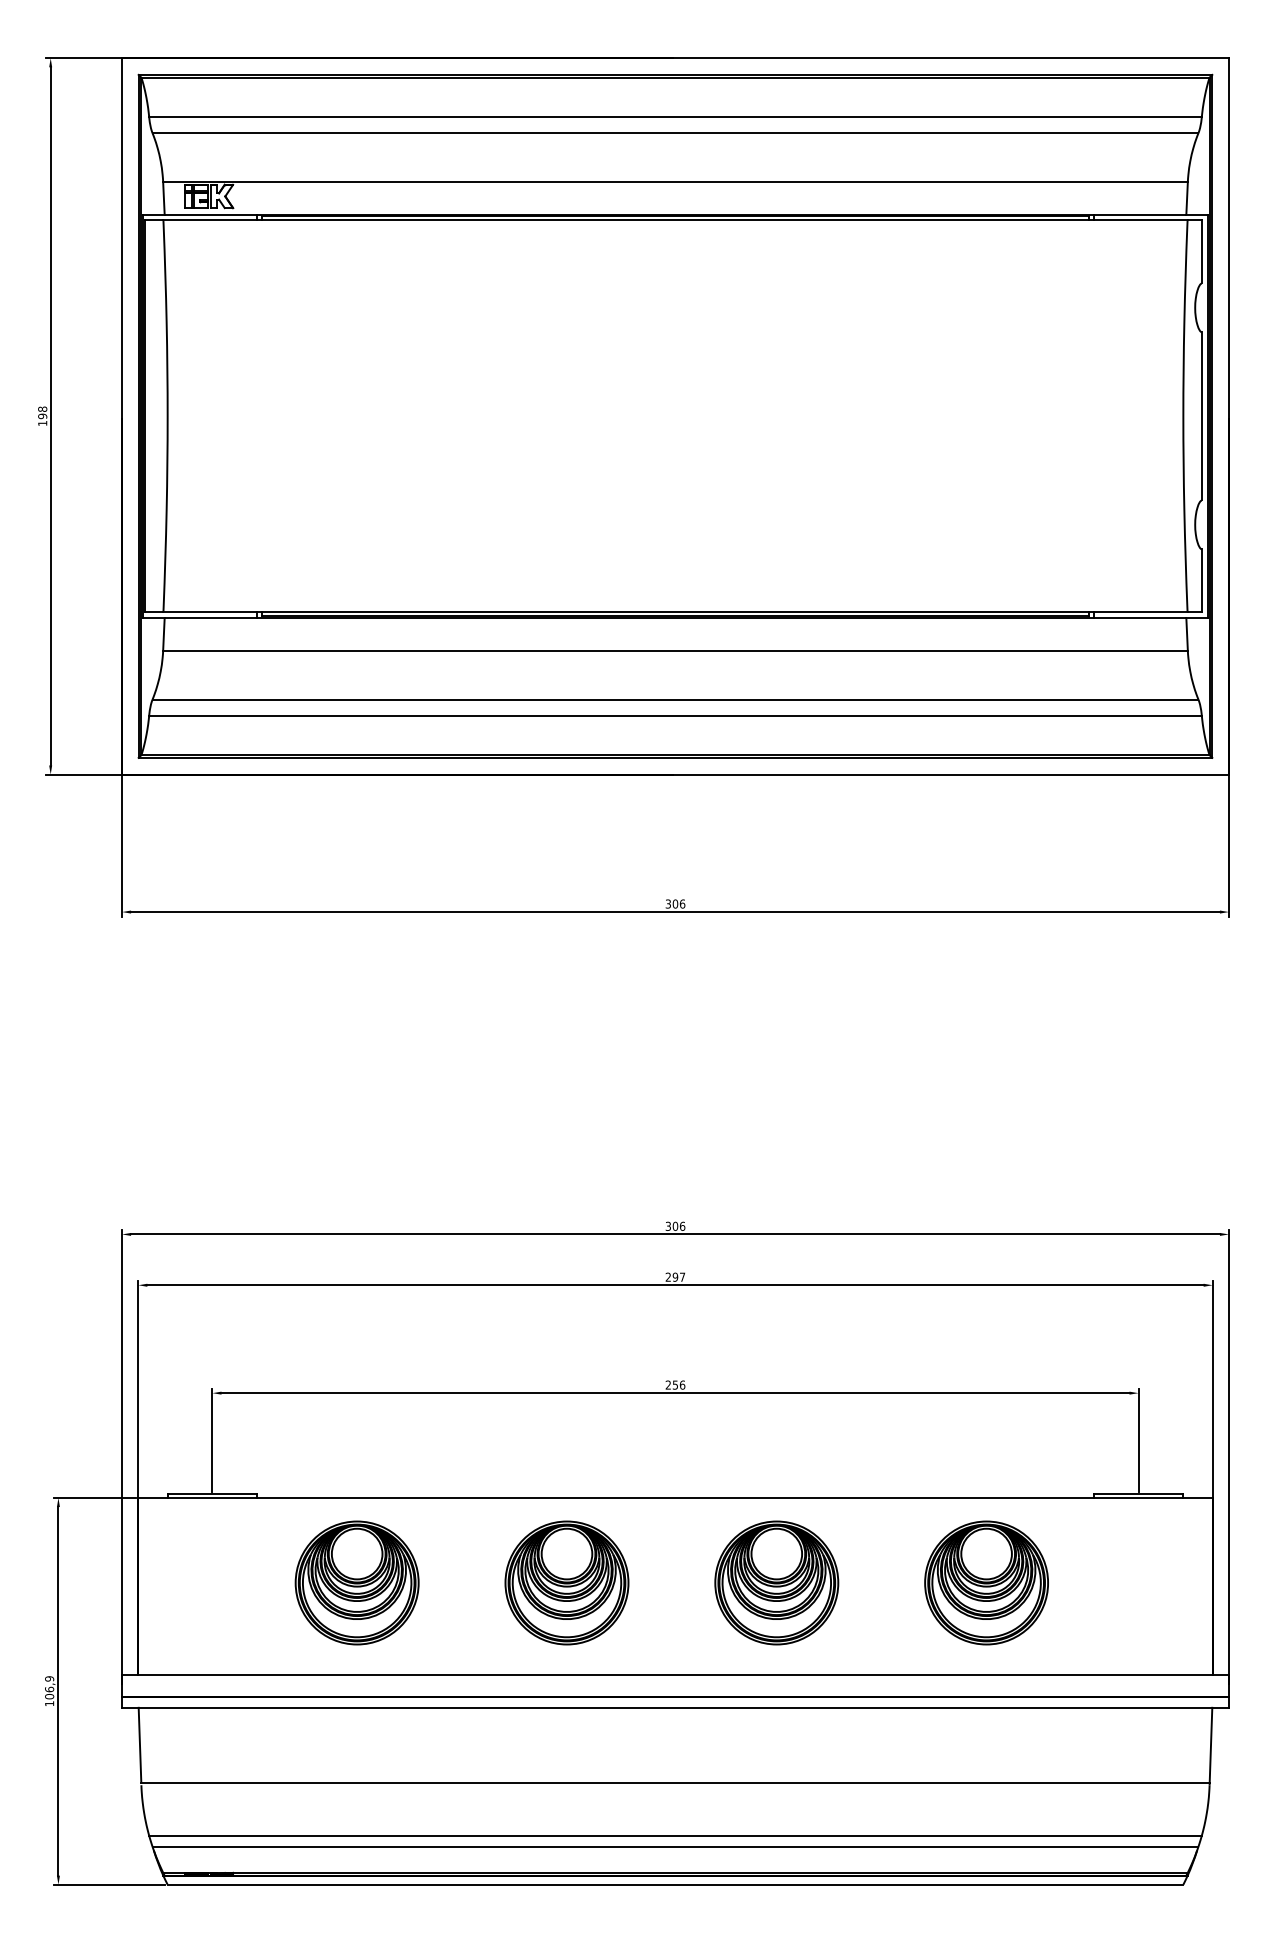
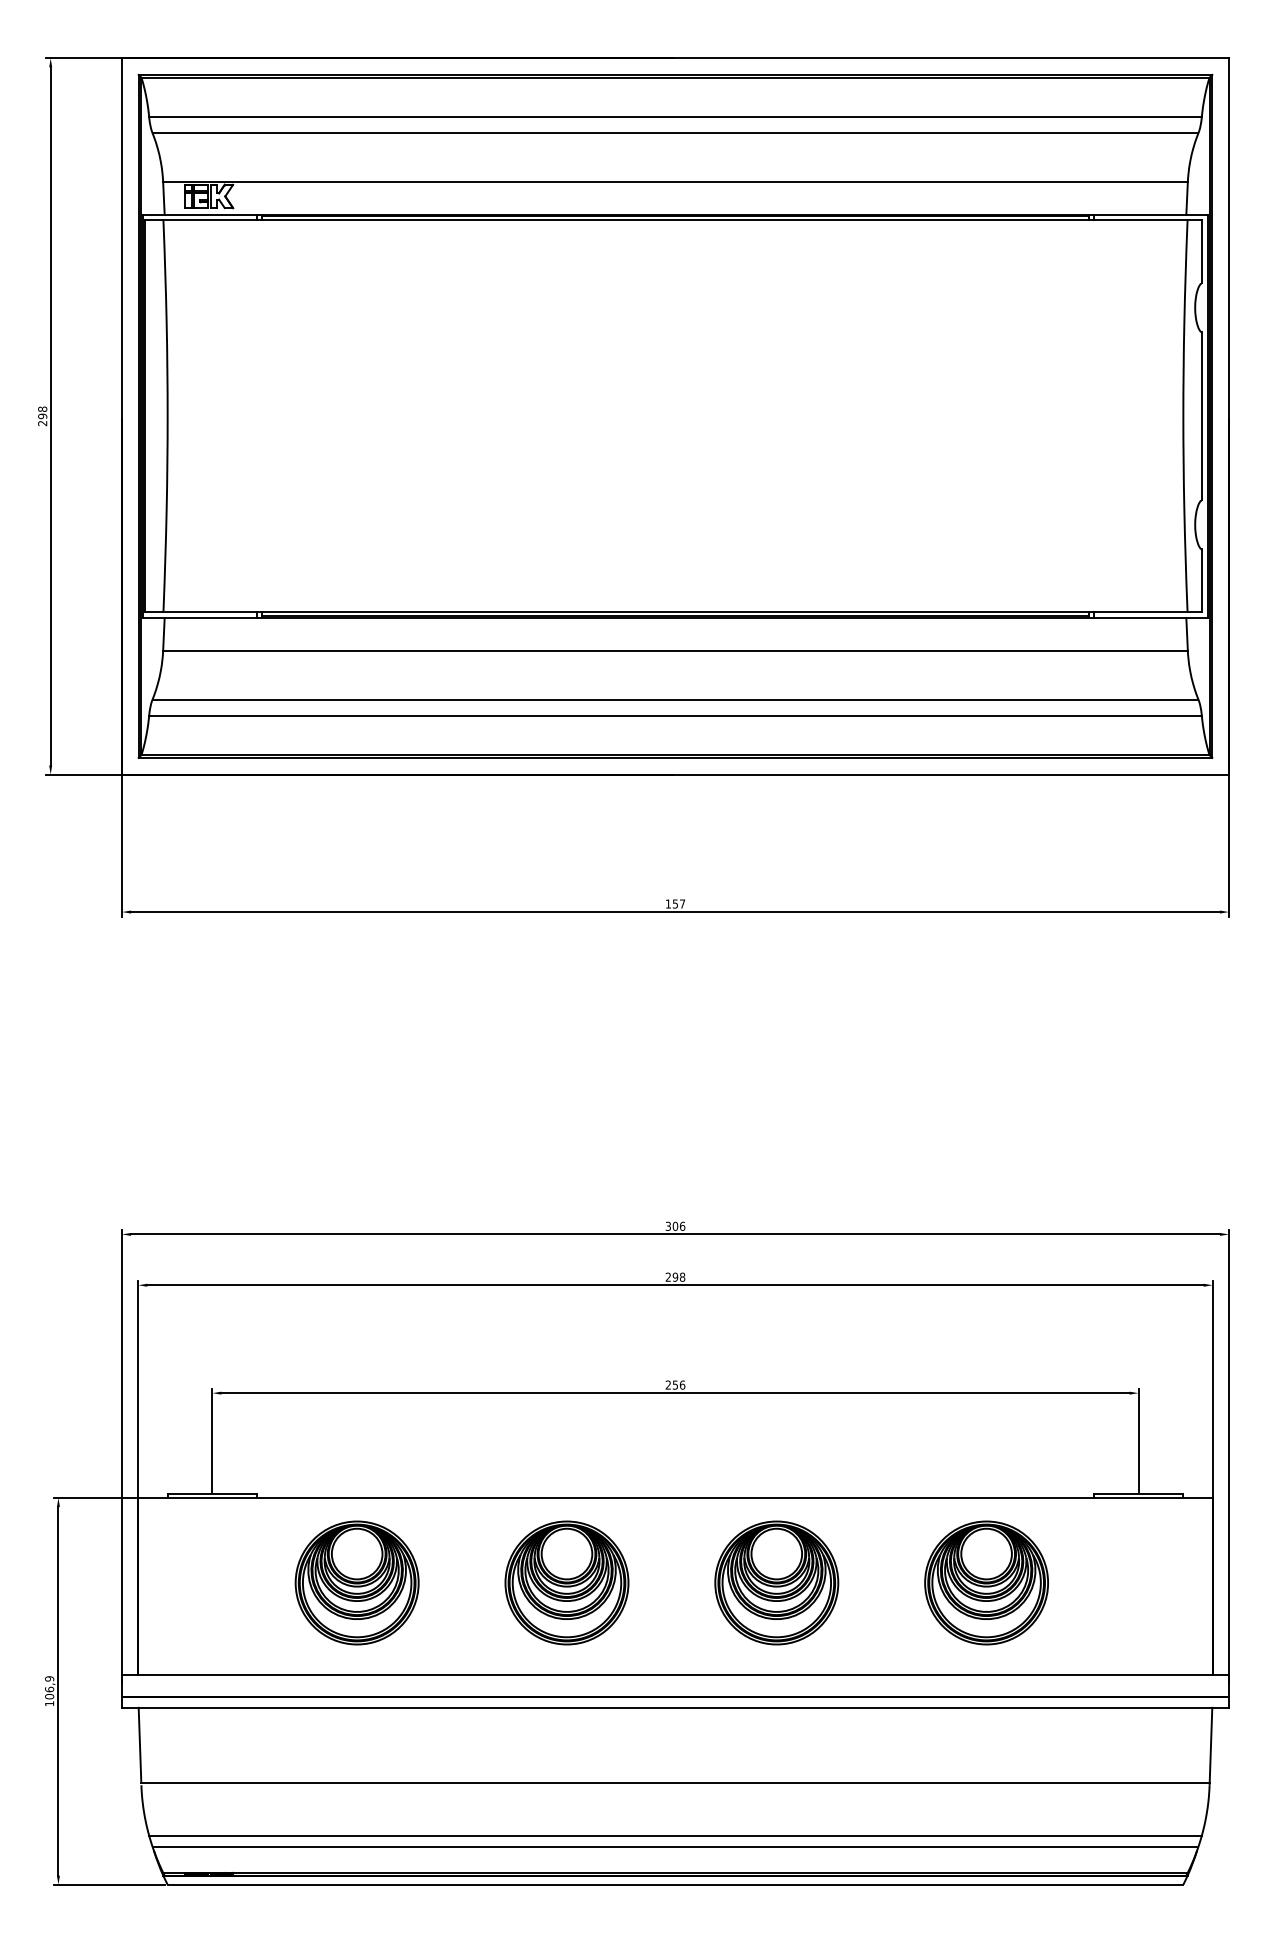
text: 198 -> 298 (42, 423)
text: 306 -> 157 (675, 903)
text: 297 -> 298 (682, 1276)
